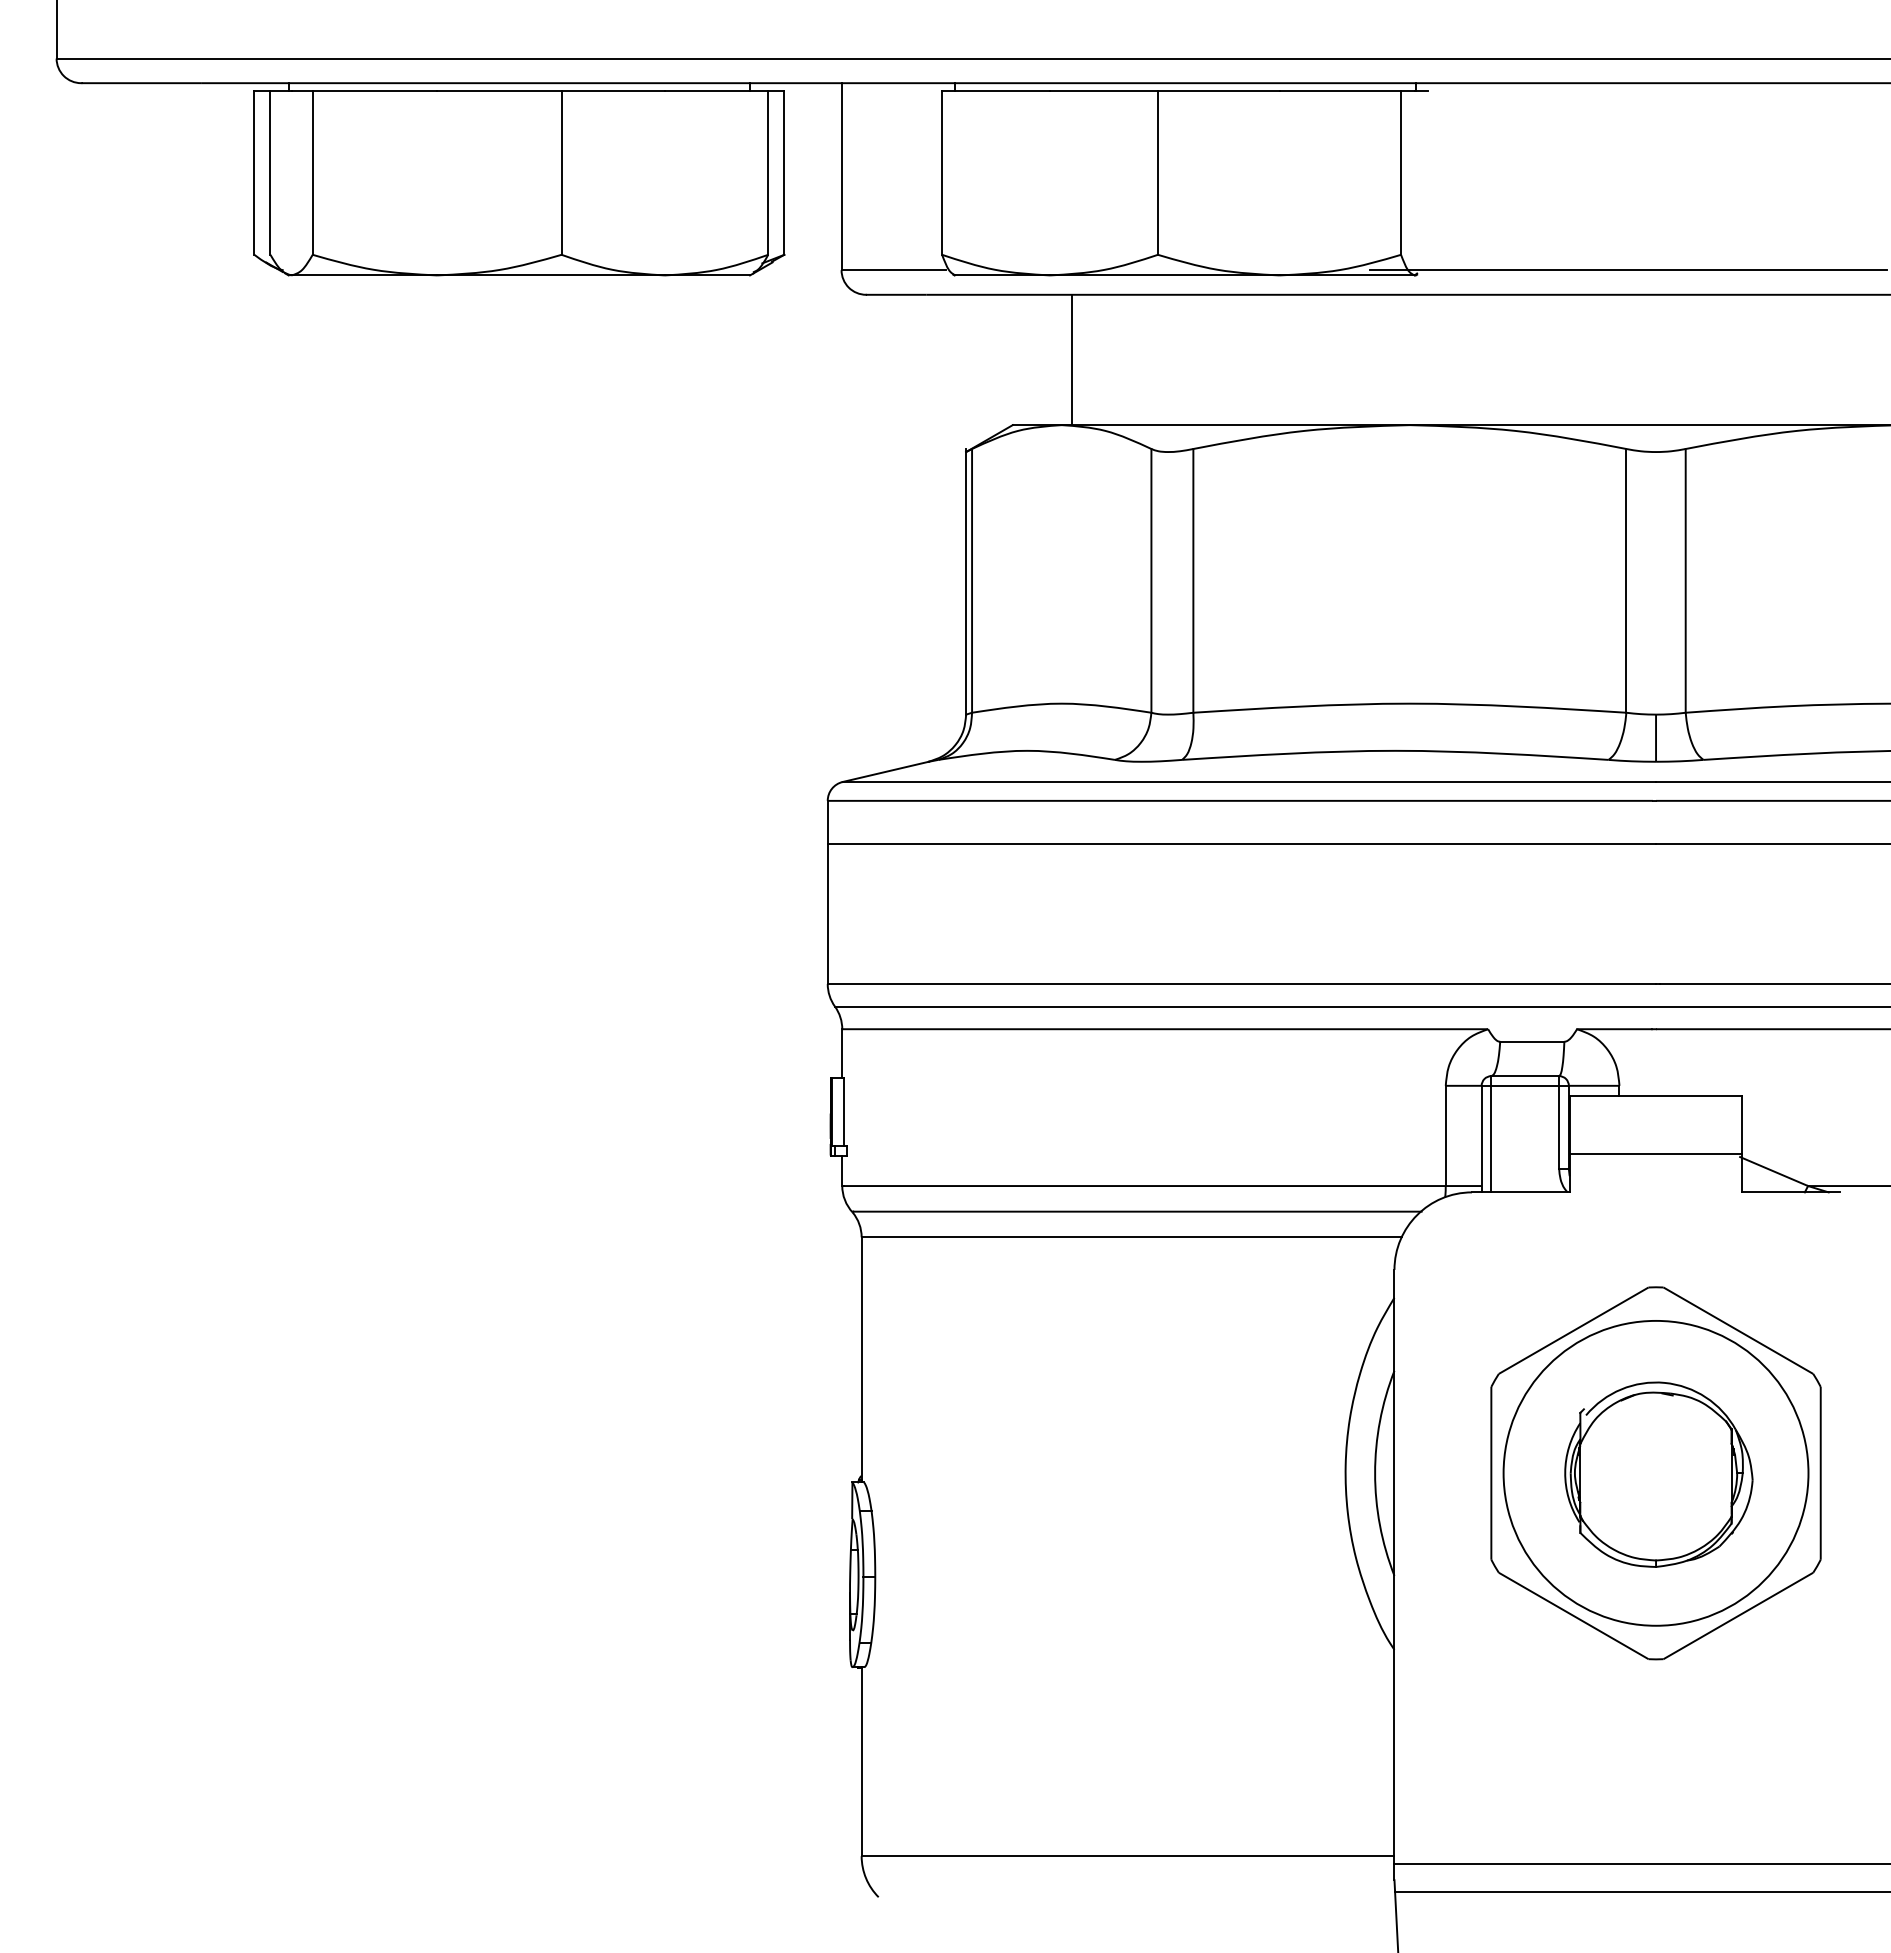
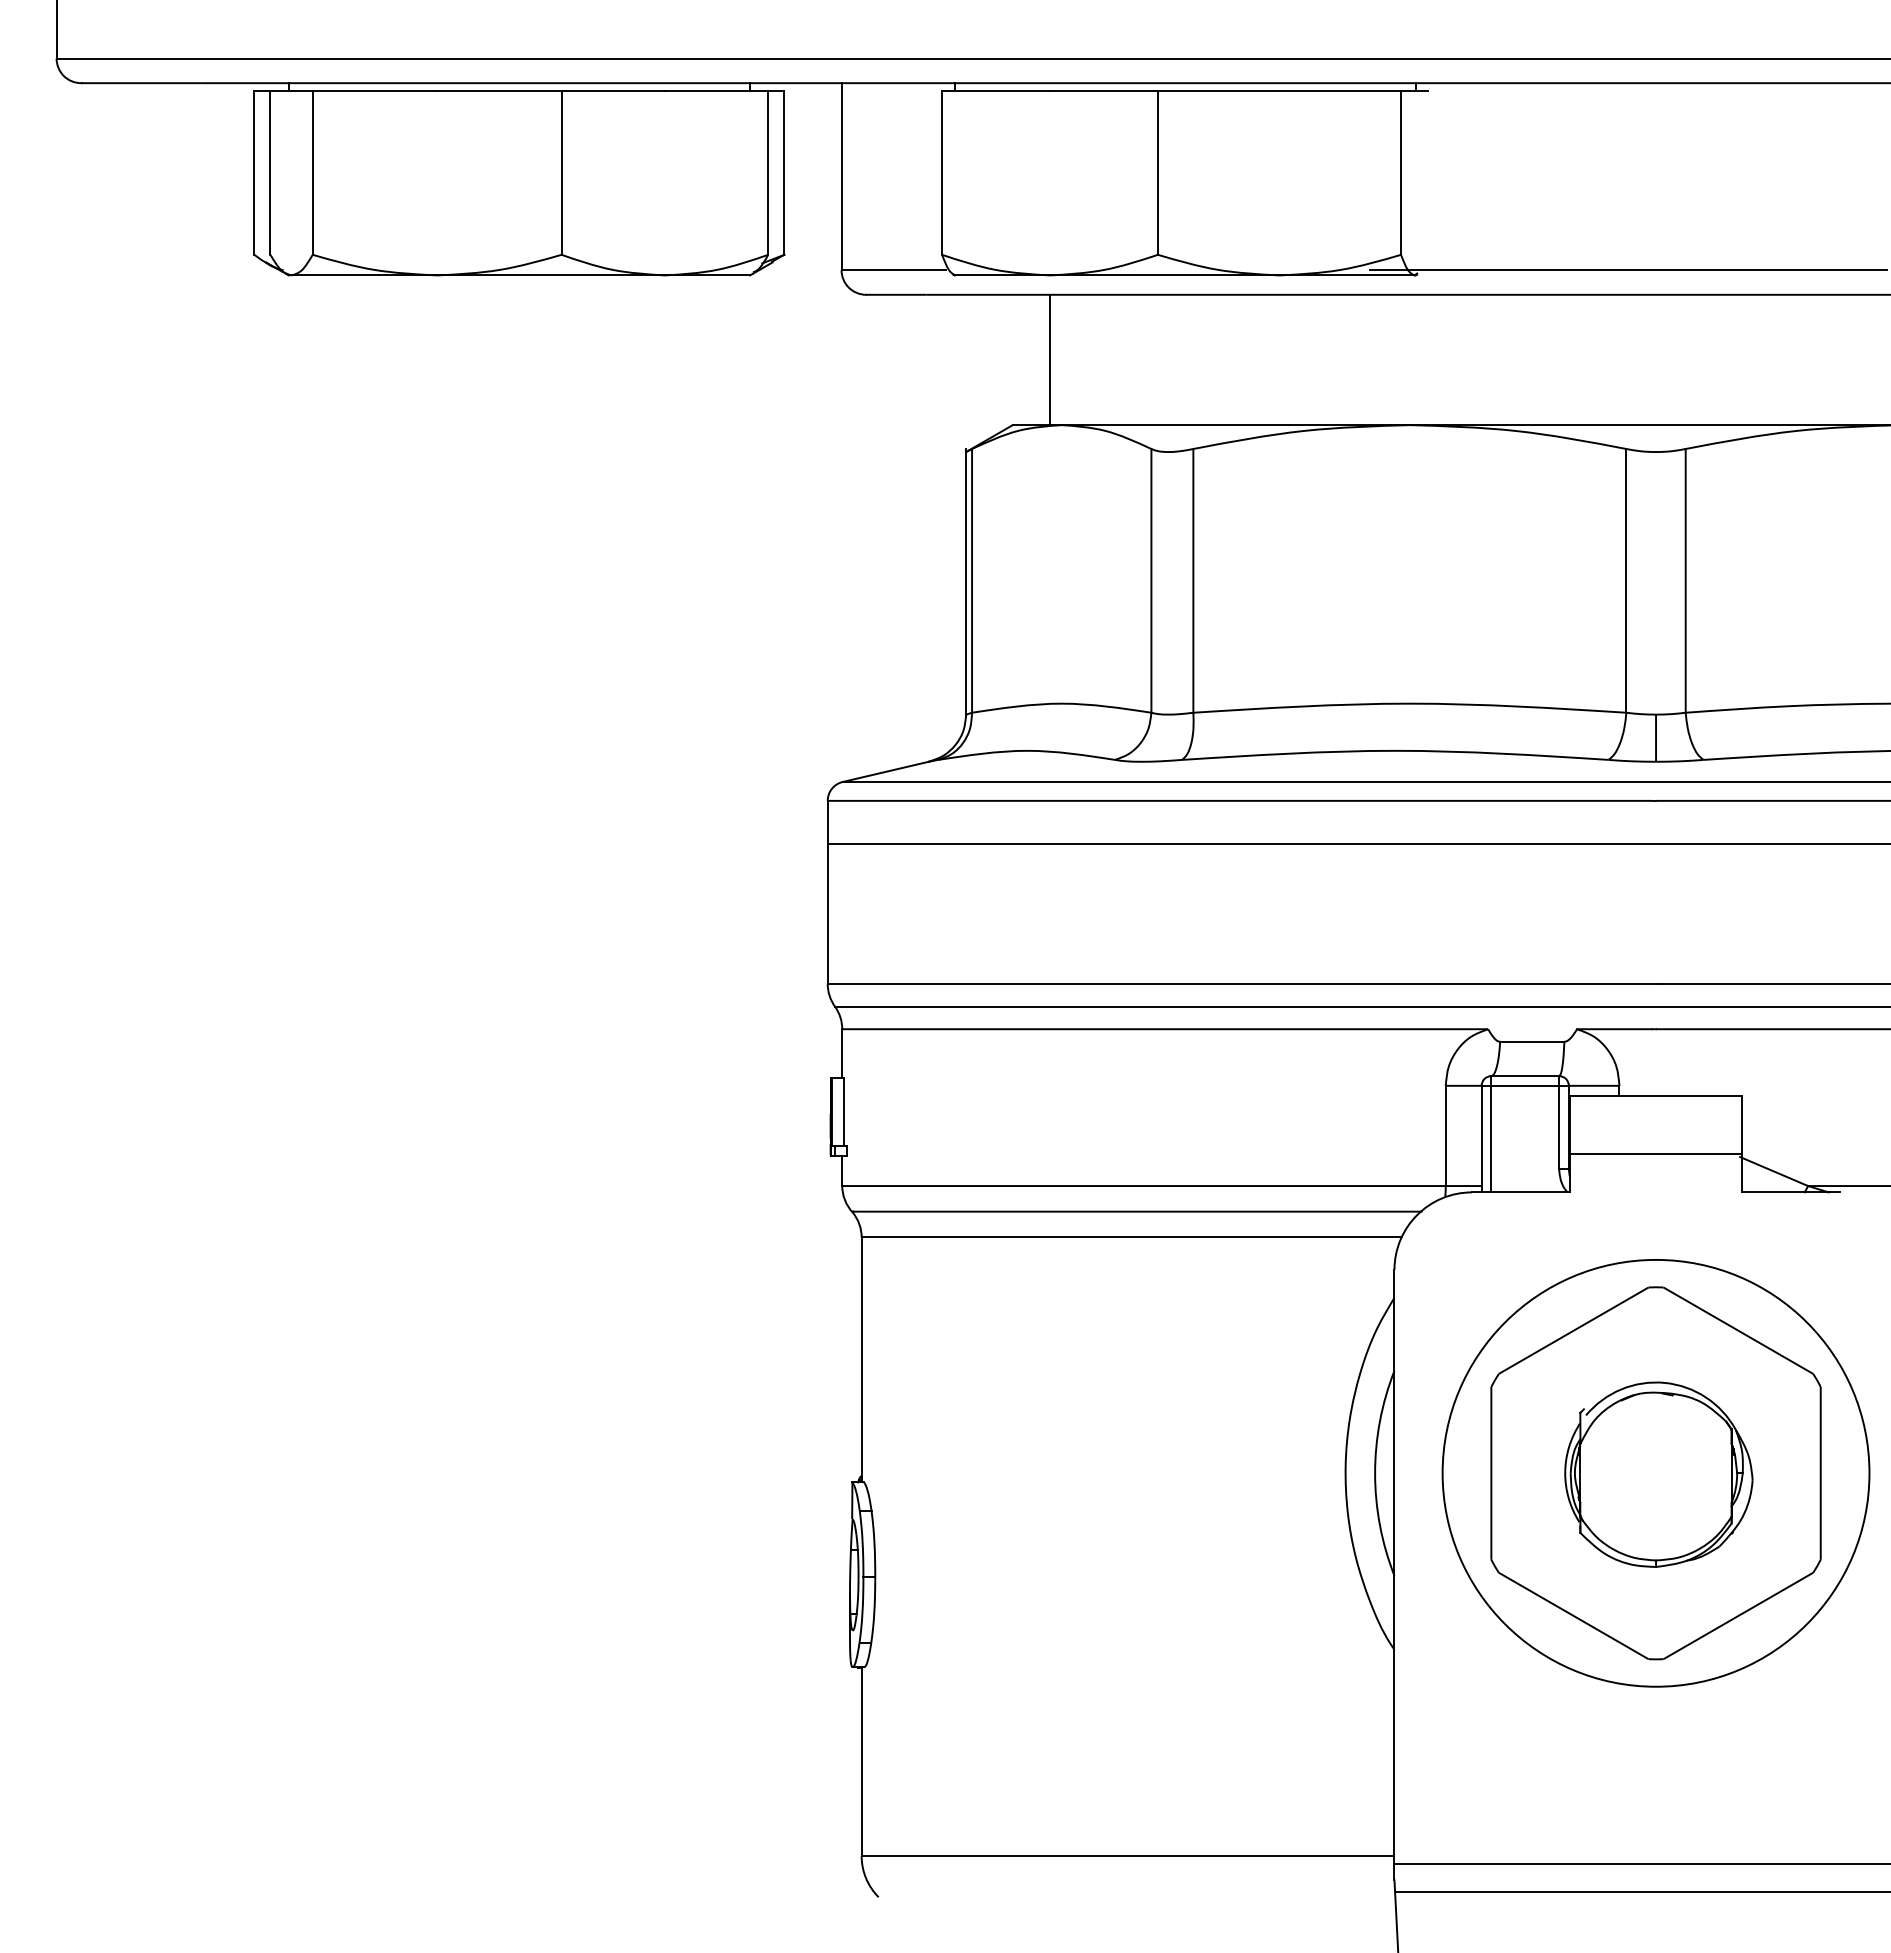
line position: (1071, 359) -> (1049, 359) (1049, 359)
circle diameter: 305 px -> 427 px (1655, 1472)
